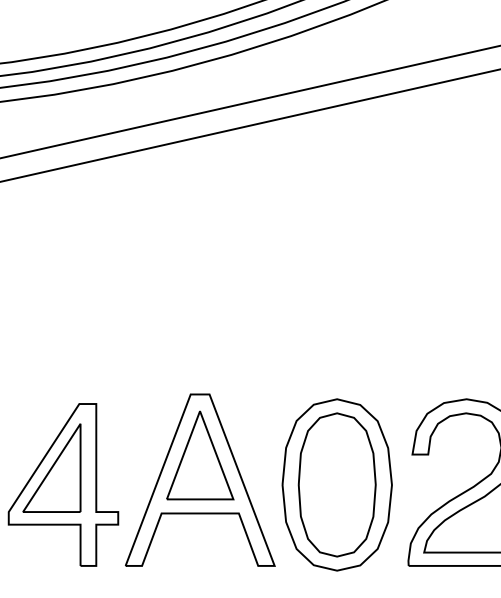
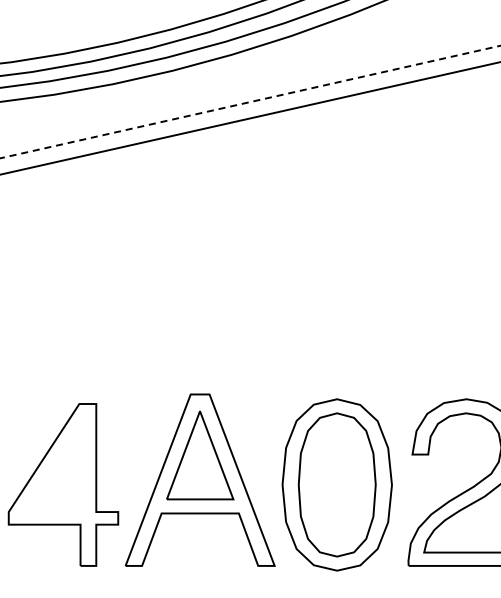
line: solid -> dashed (250, 102)
line position: (249, 125) -> (249, 118) (249, 118)
part: present -> none (51, 467)
